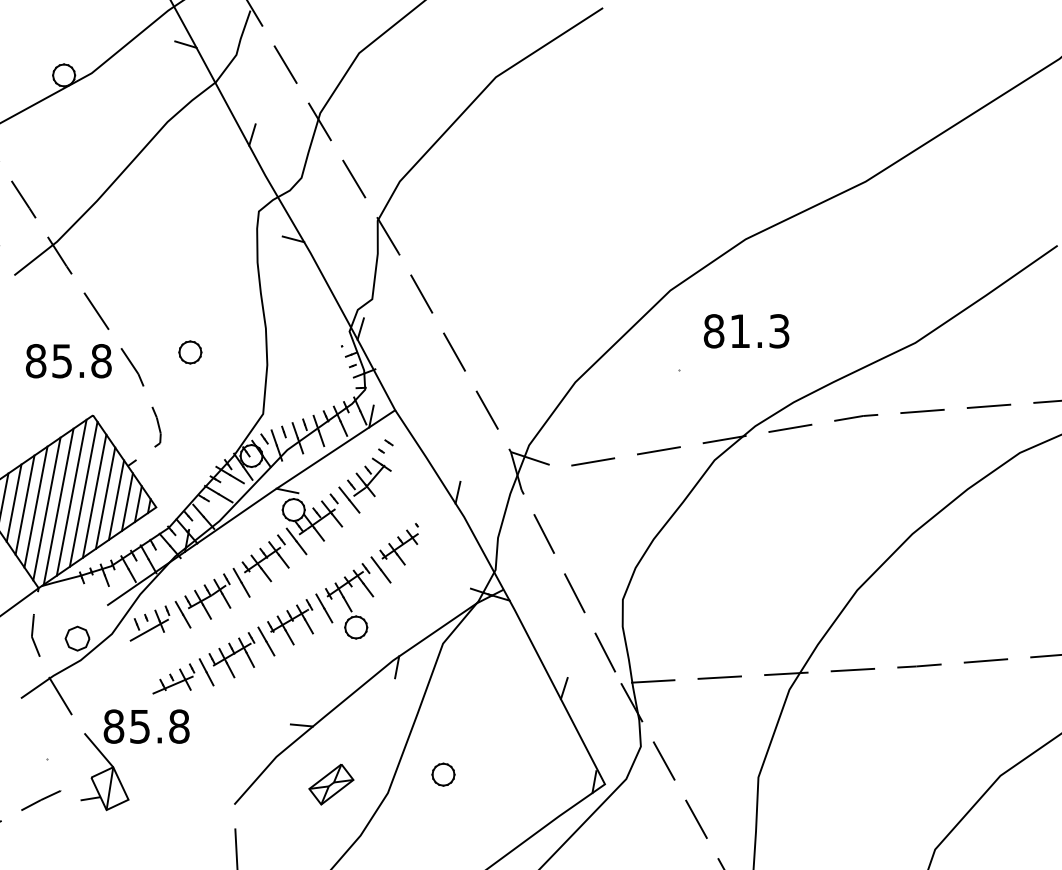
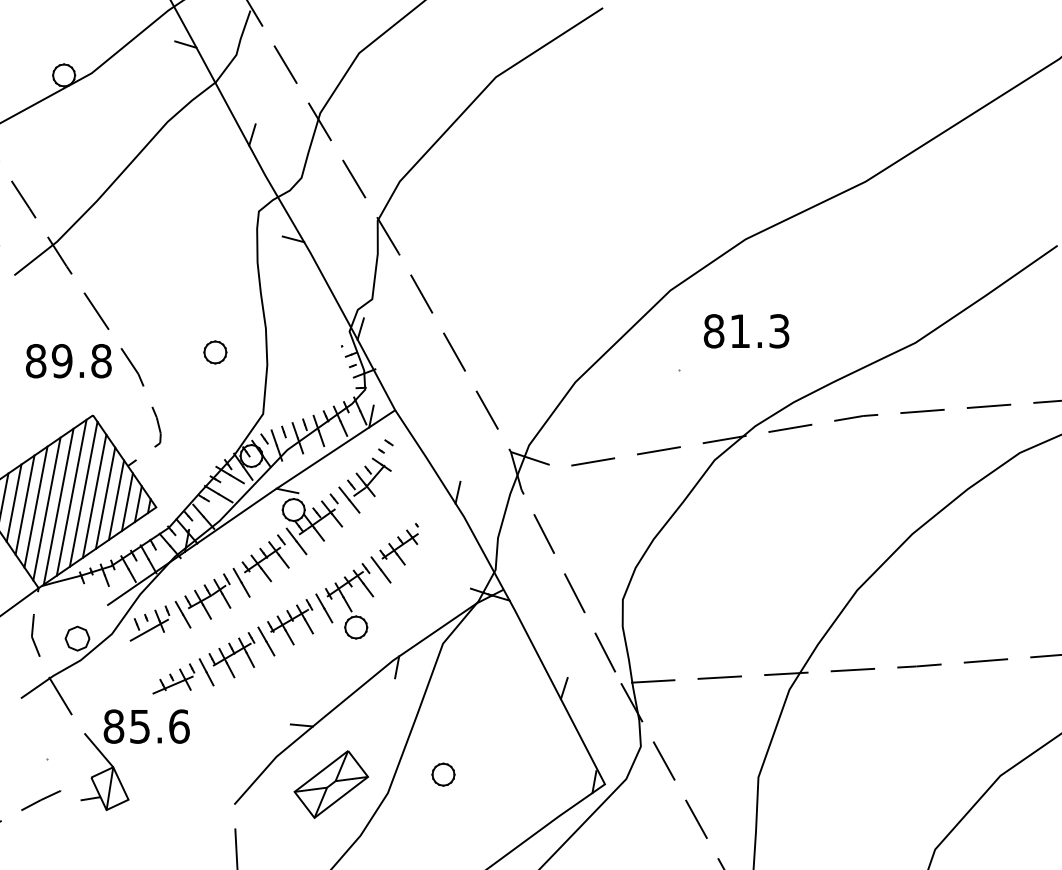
part position: (190, 352) -> (215, 352) (215, 352)
text: 85.8 -> 89.8 (61, 361)
text: 85.8 -> 85.6 (179, 726)
part size: 47x43 px -> 77x69 px (331, 784)
